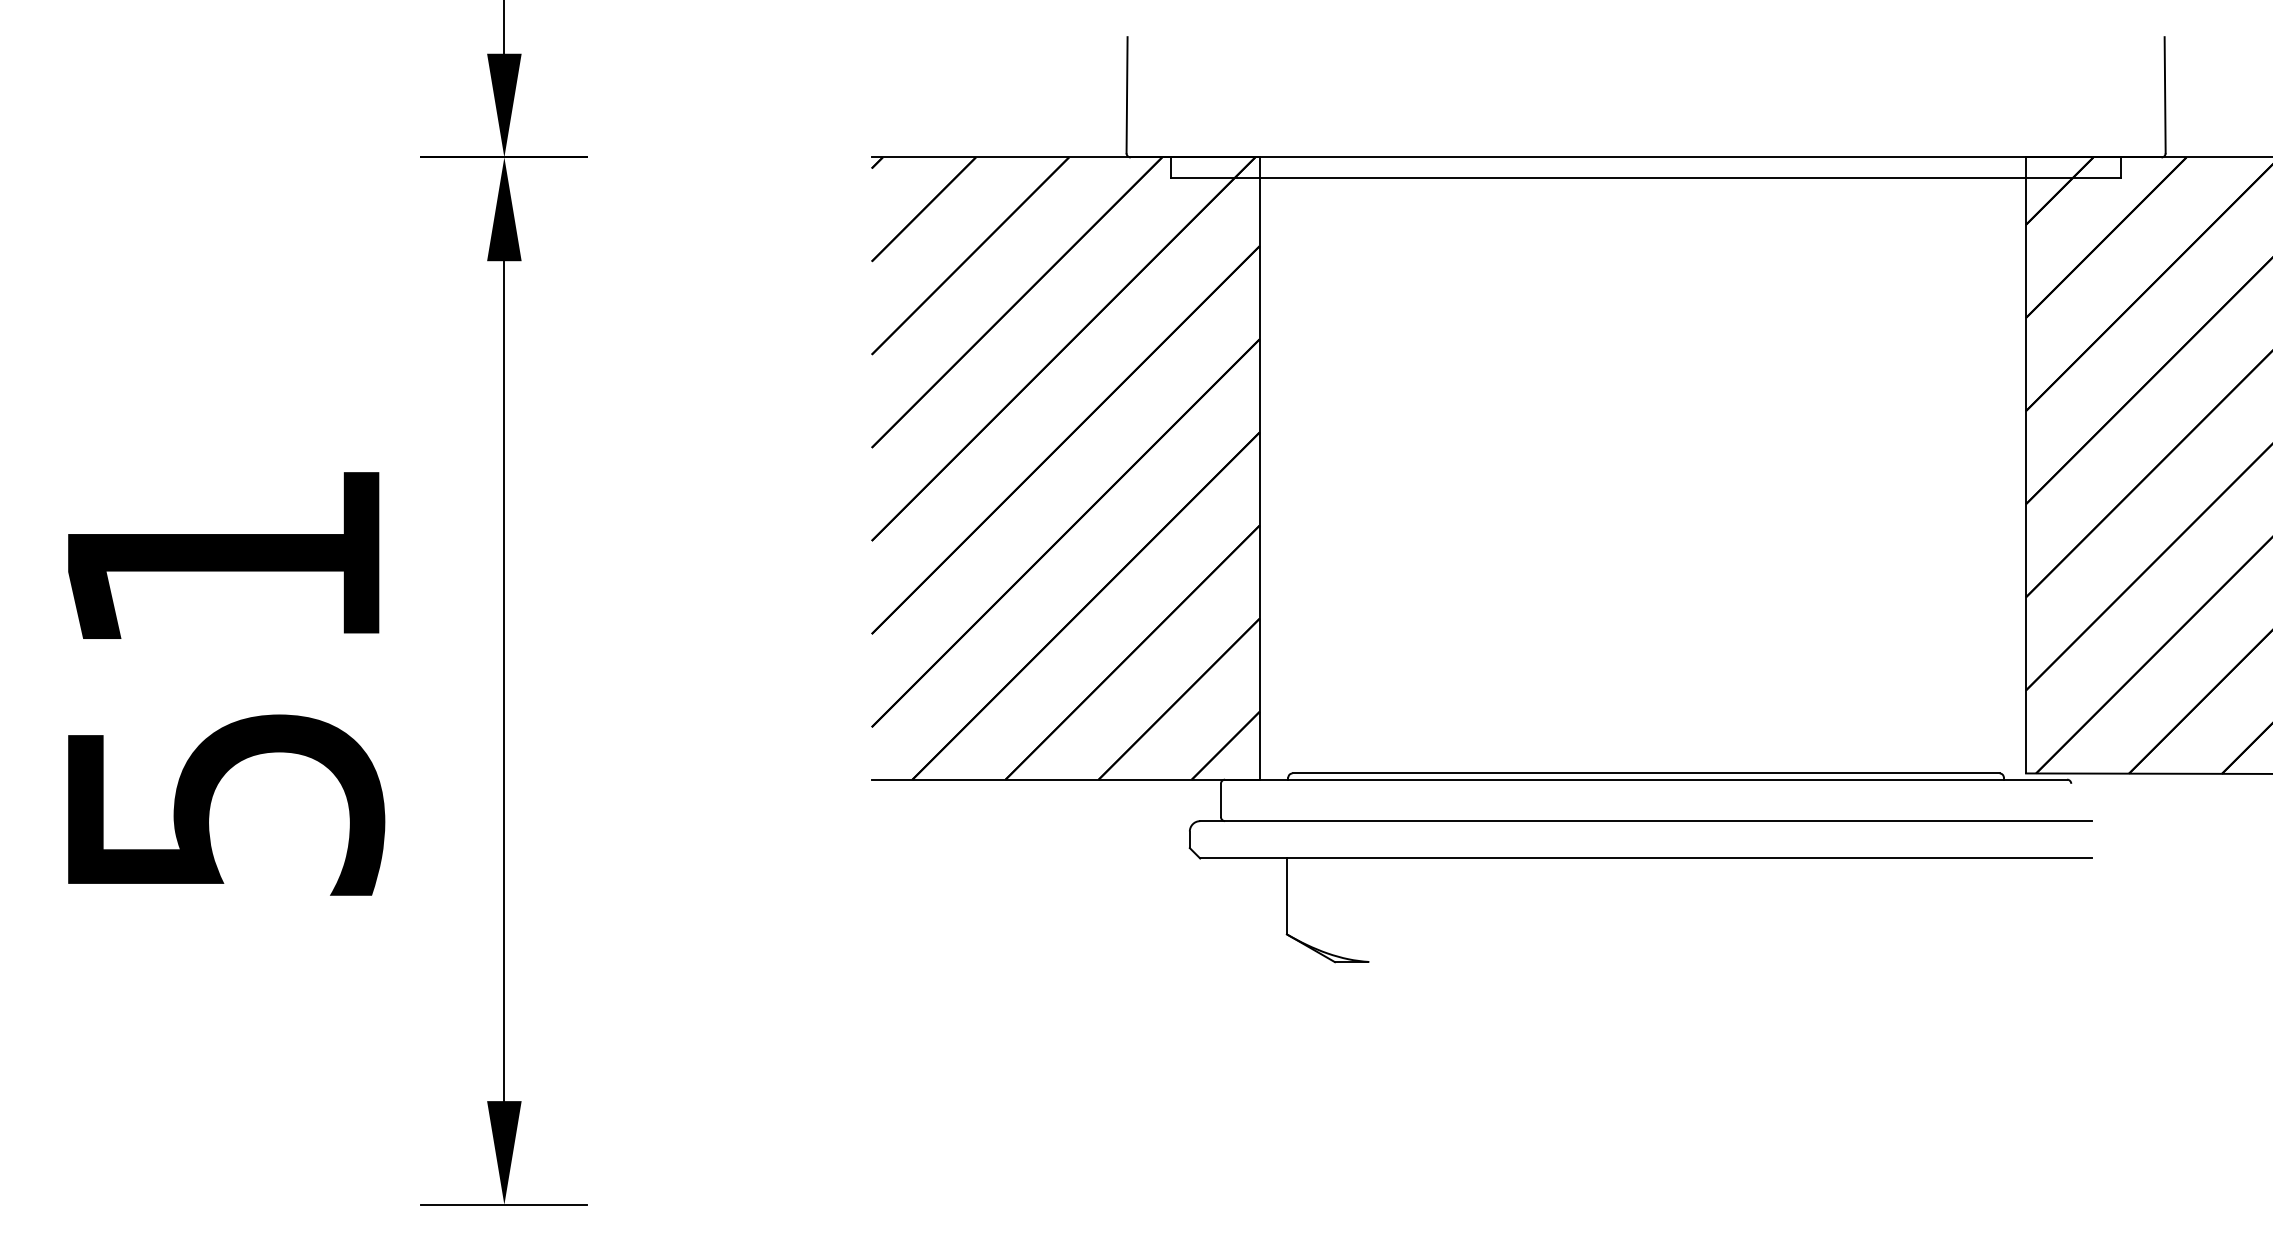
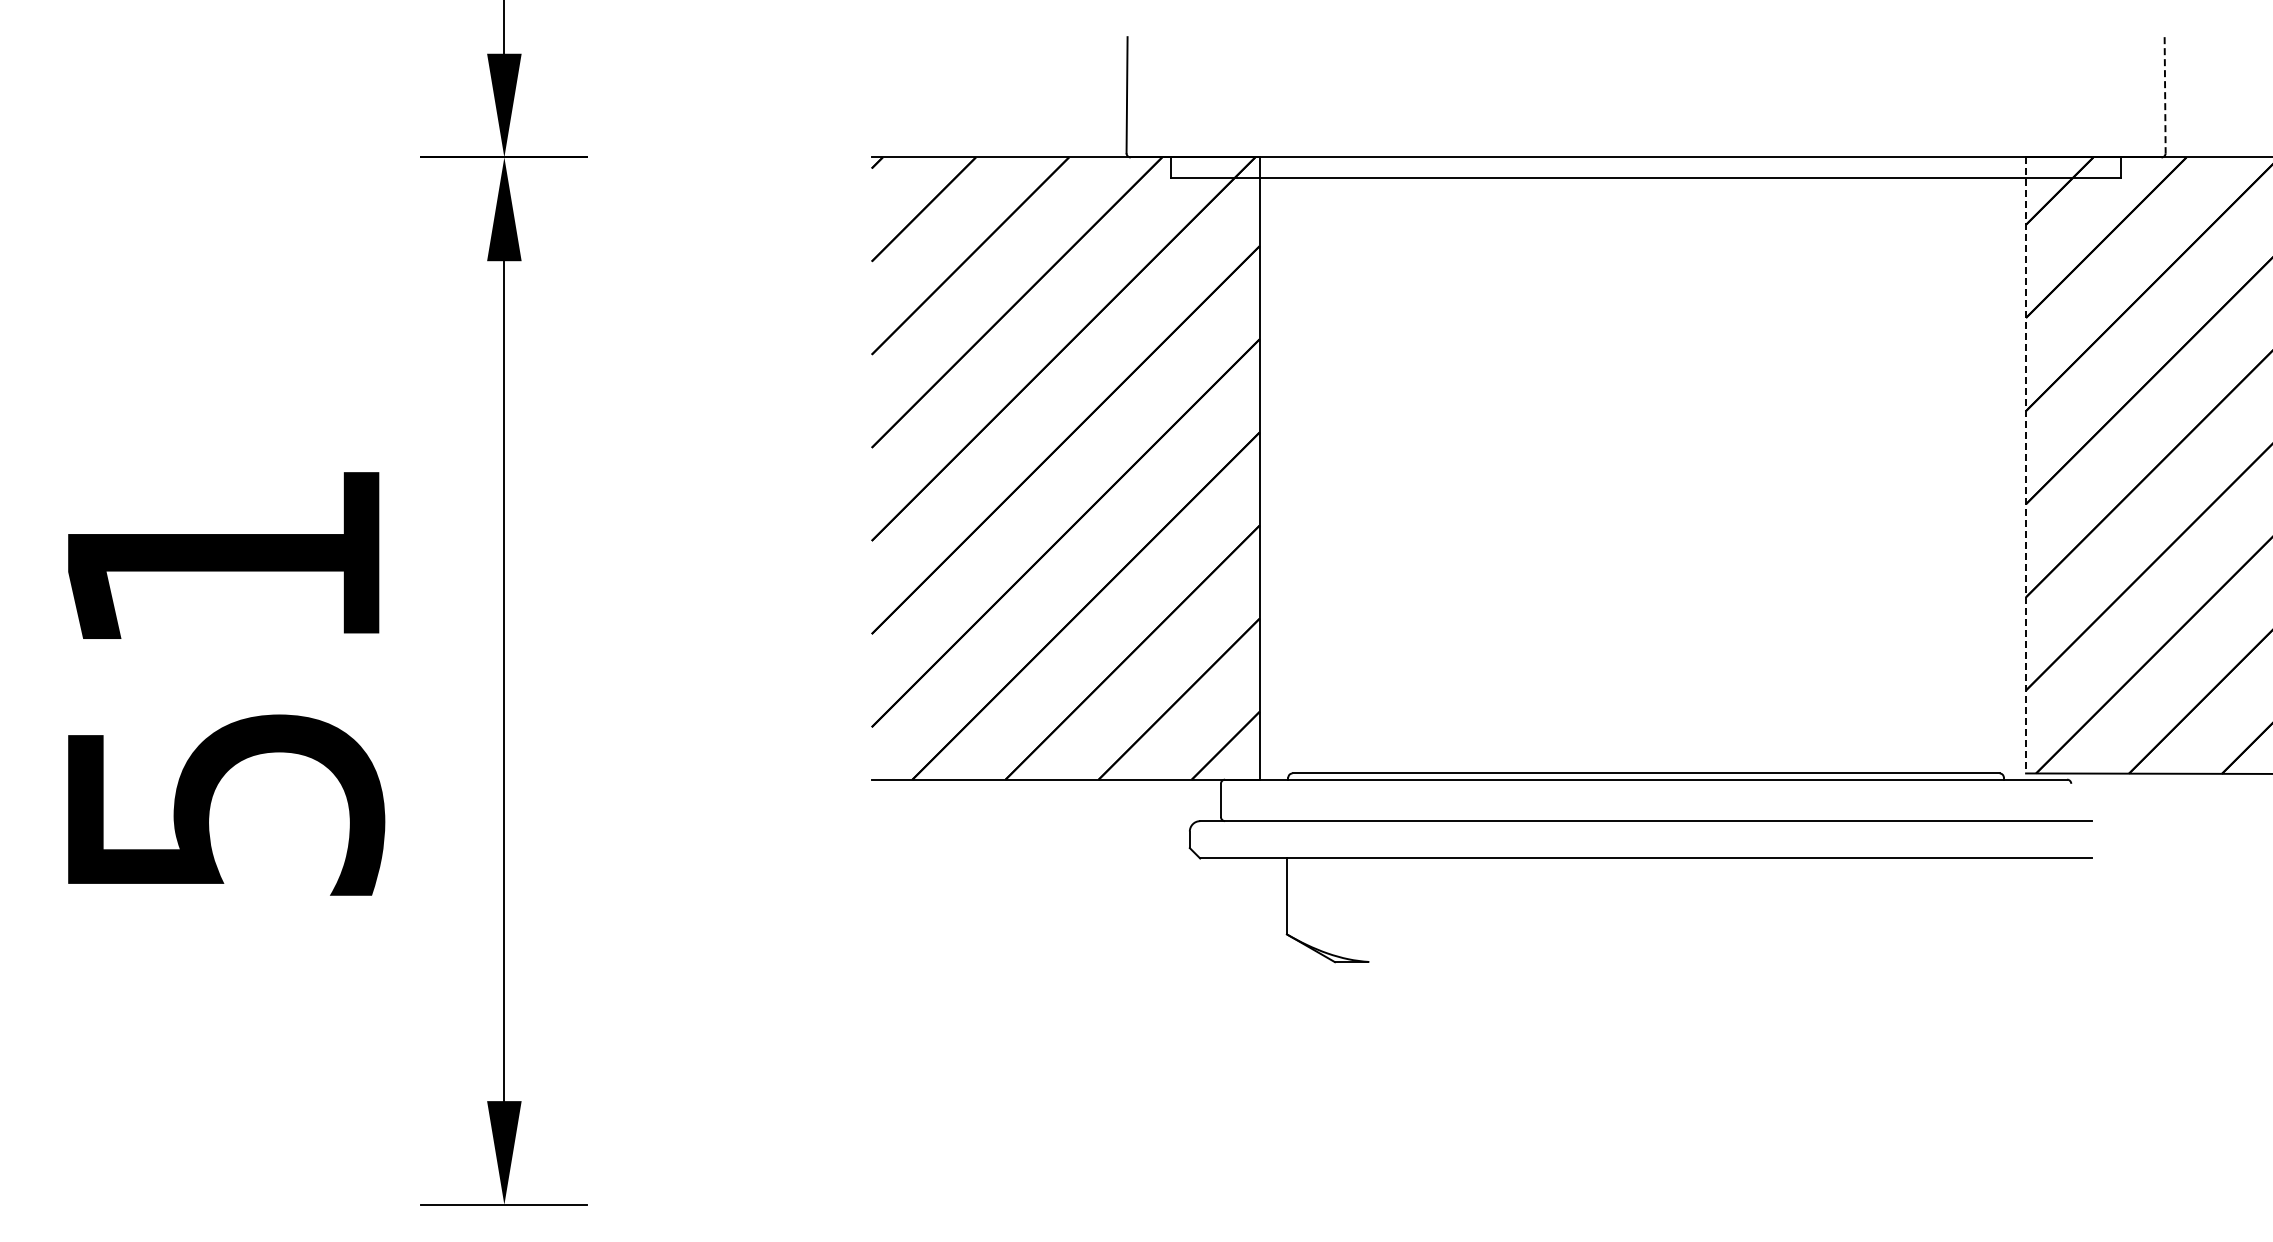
line: solid -> dashed (2165, 95)
line: solid -> dashed (2026, 465)
